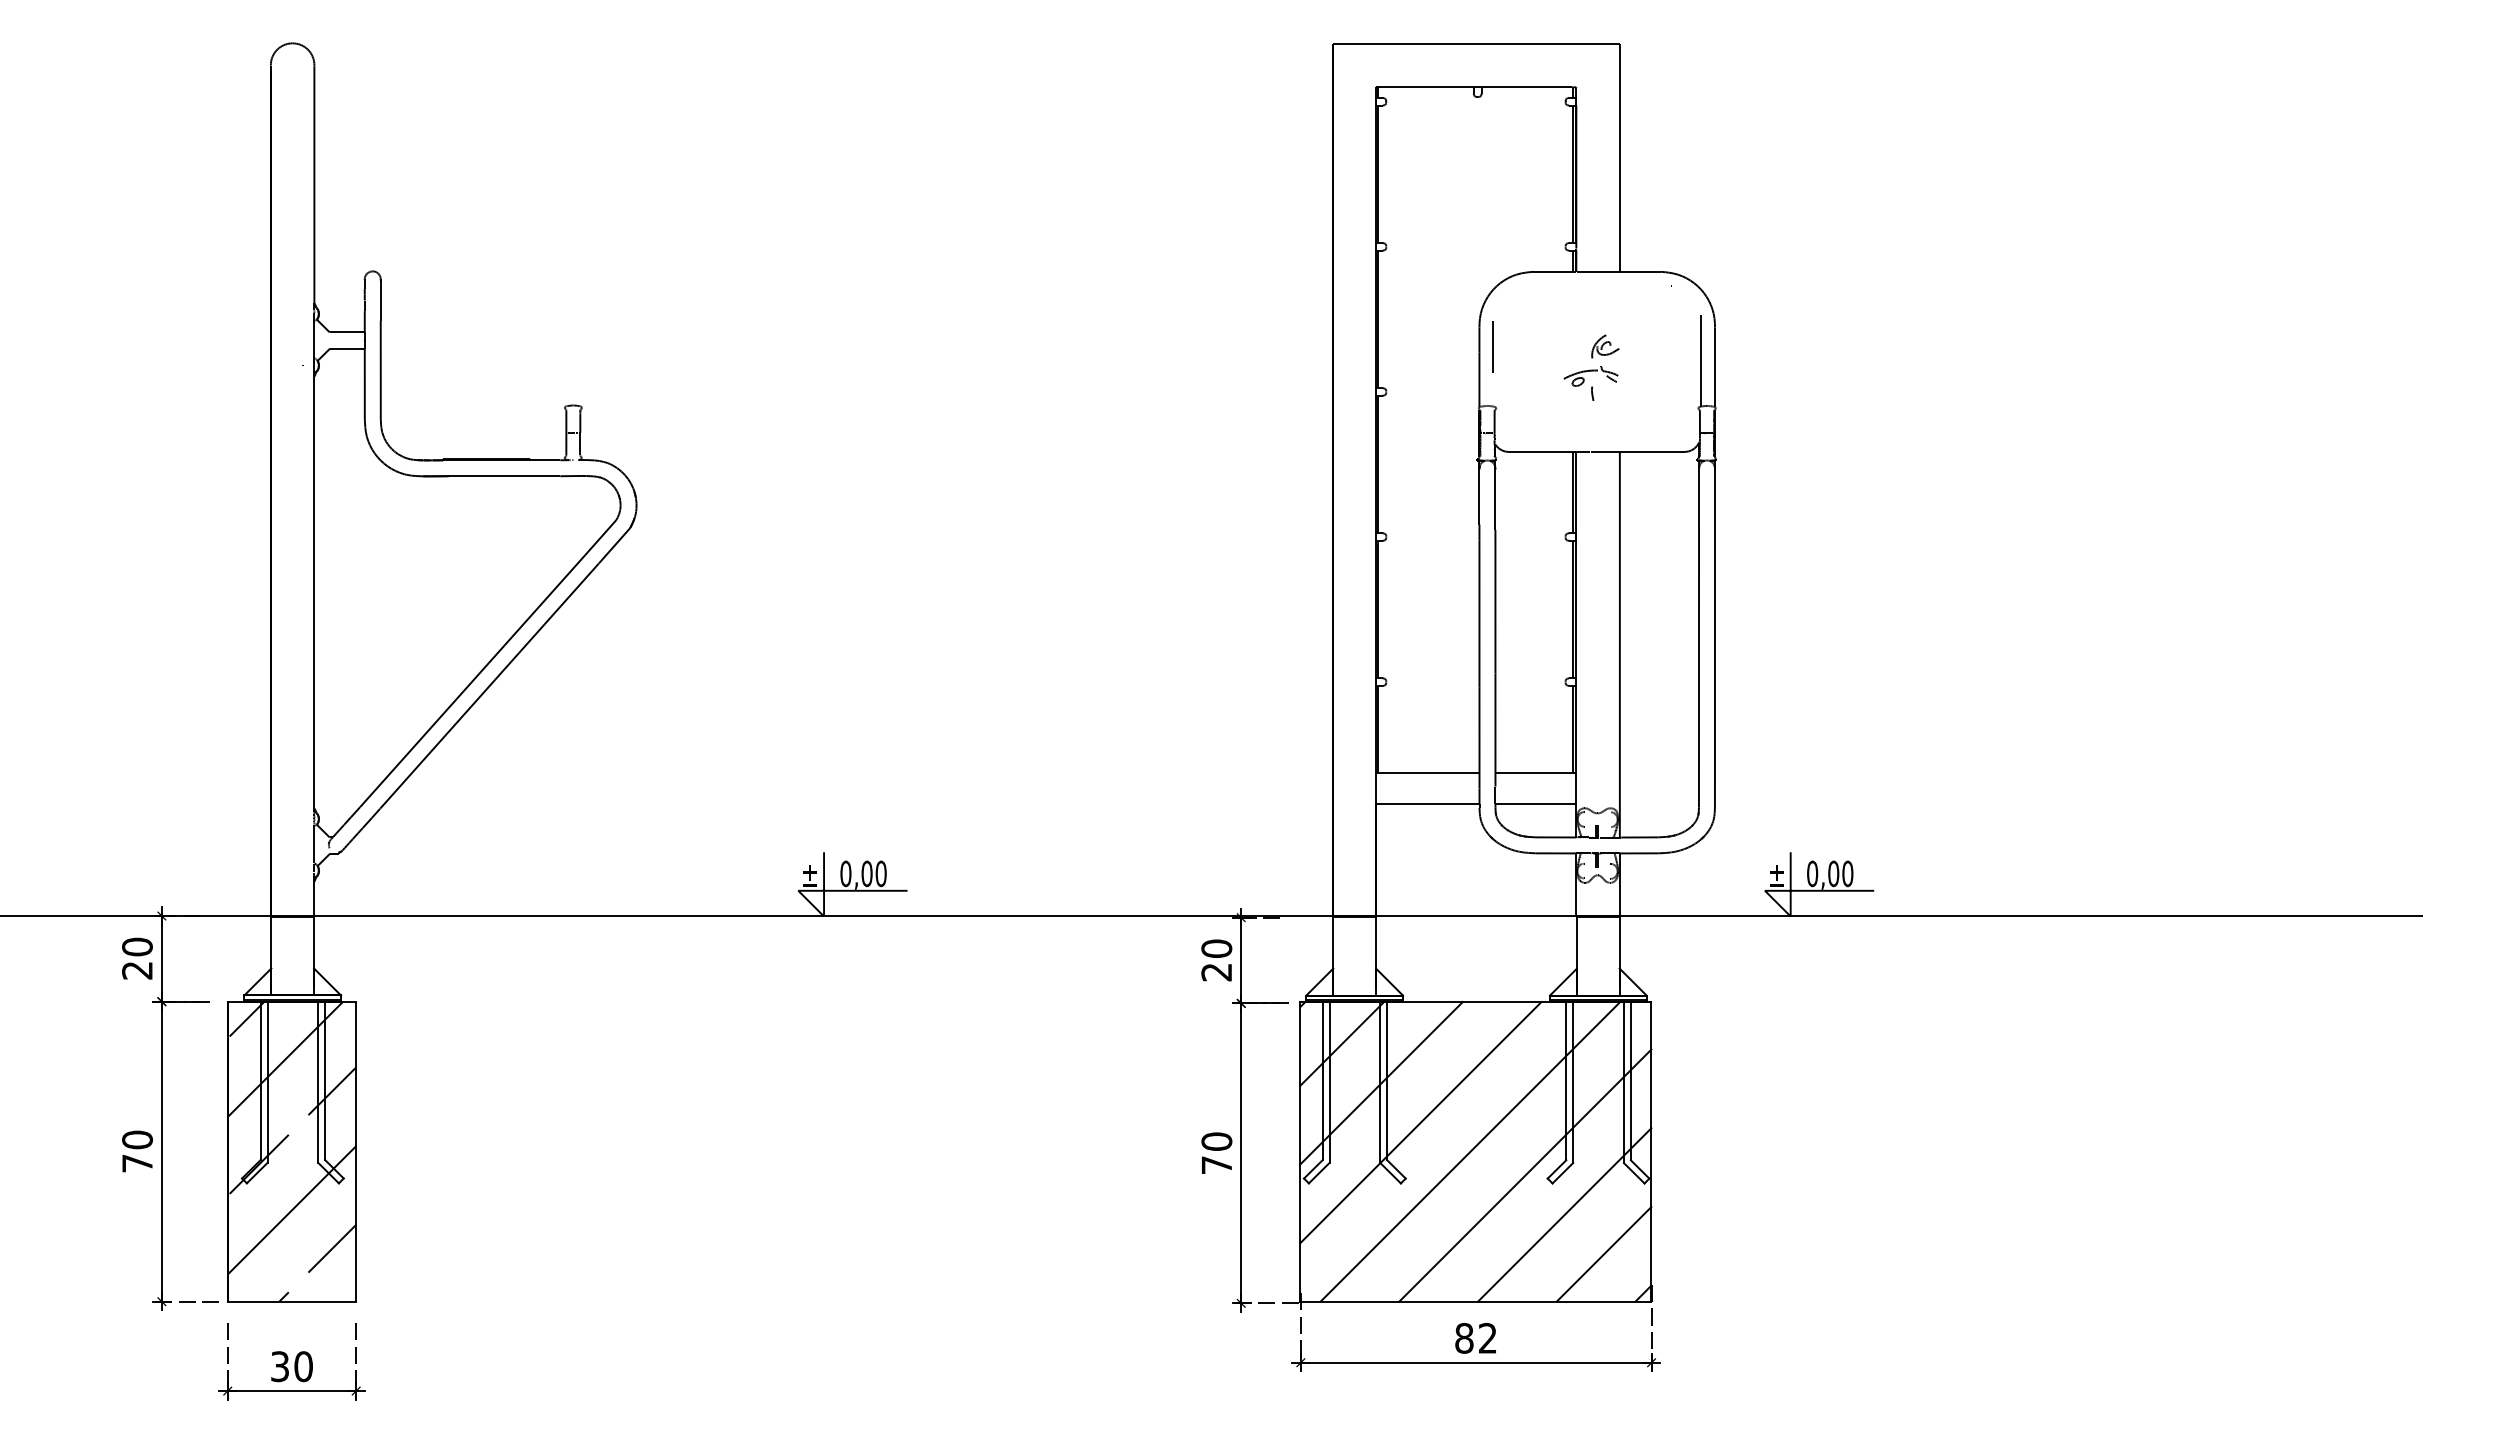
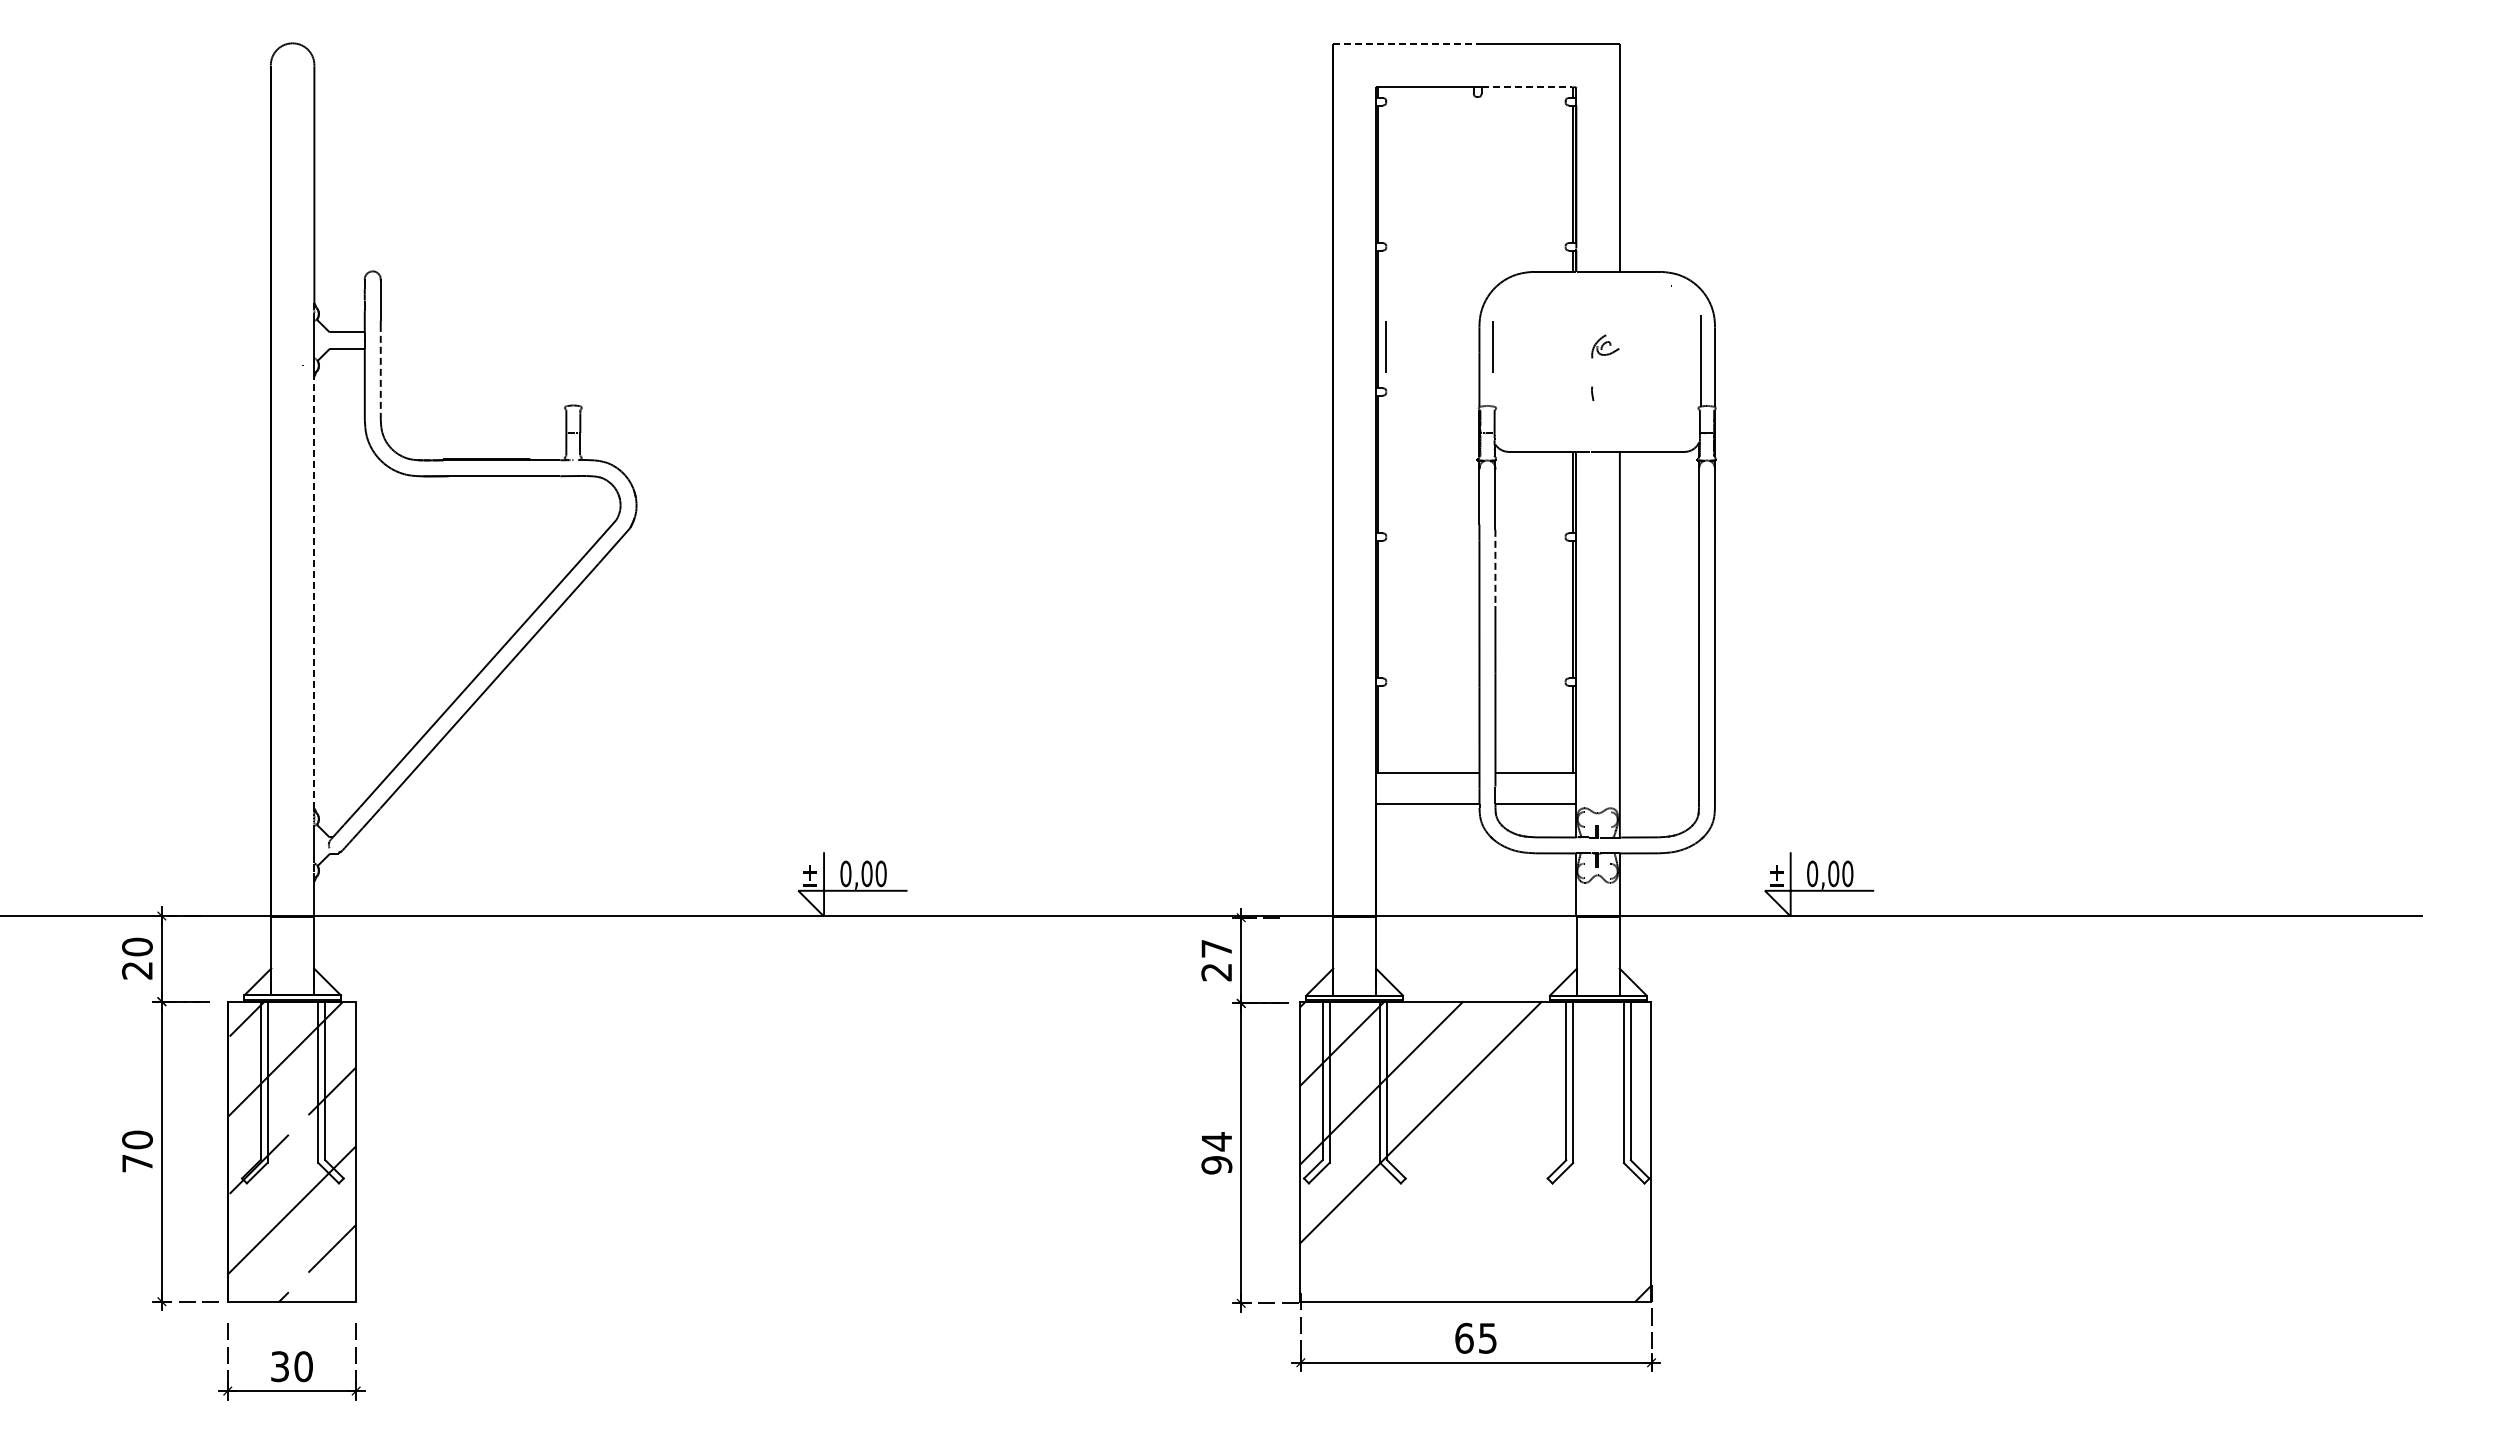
line: solid -> dashed (1404, 43)
line: solid -> dashed (1527, 87)
line: none -> present (1385, 346)
line: solid -> dashed (380, 372)
part: present -> none (1590, 376)
line: solid -> dashed (1495, 568)
line: solid -> dashed (314, 592)
text: 20 -> 27 (1216, 948)
line: present -> none (1470, 1151)
text: 70 -> 94 (1216, 1153)
line: present -> none (1525, 1175)
line: present -> none (1564, 1214)
line: present -> none (1603, 1253)
text: 82 -> 65 (1475, 1337)
